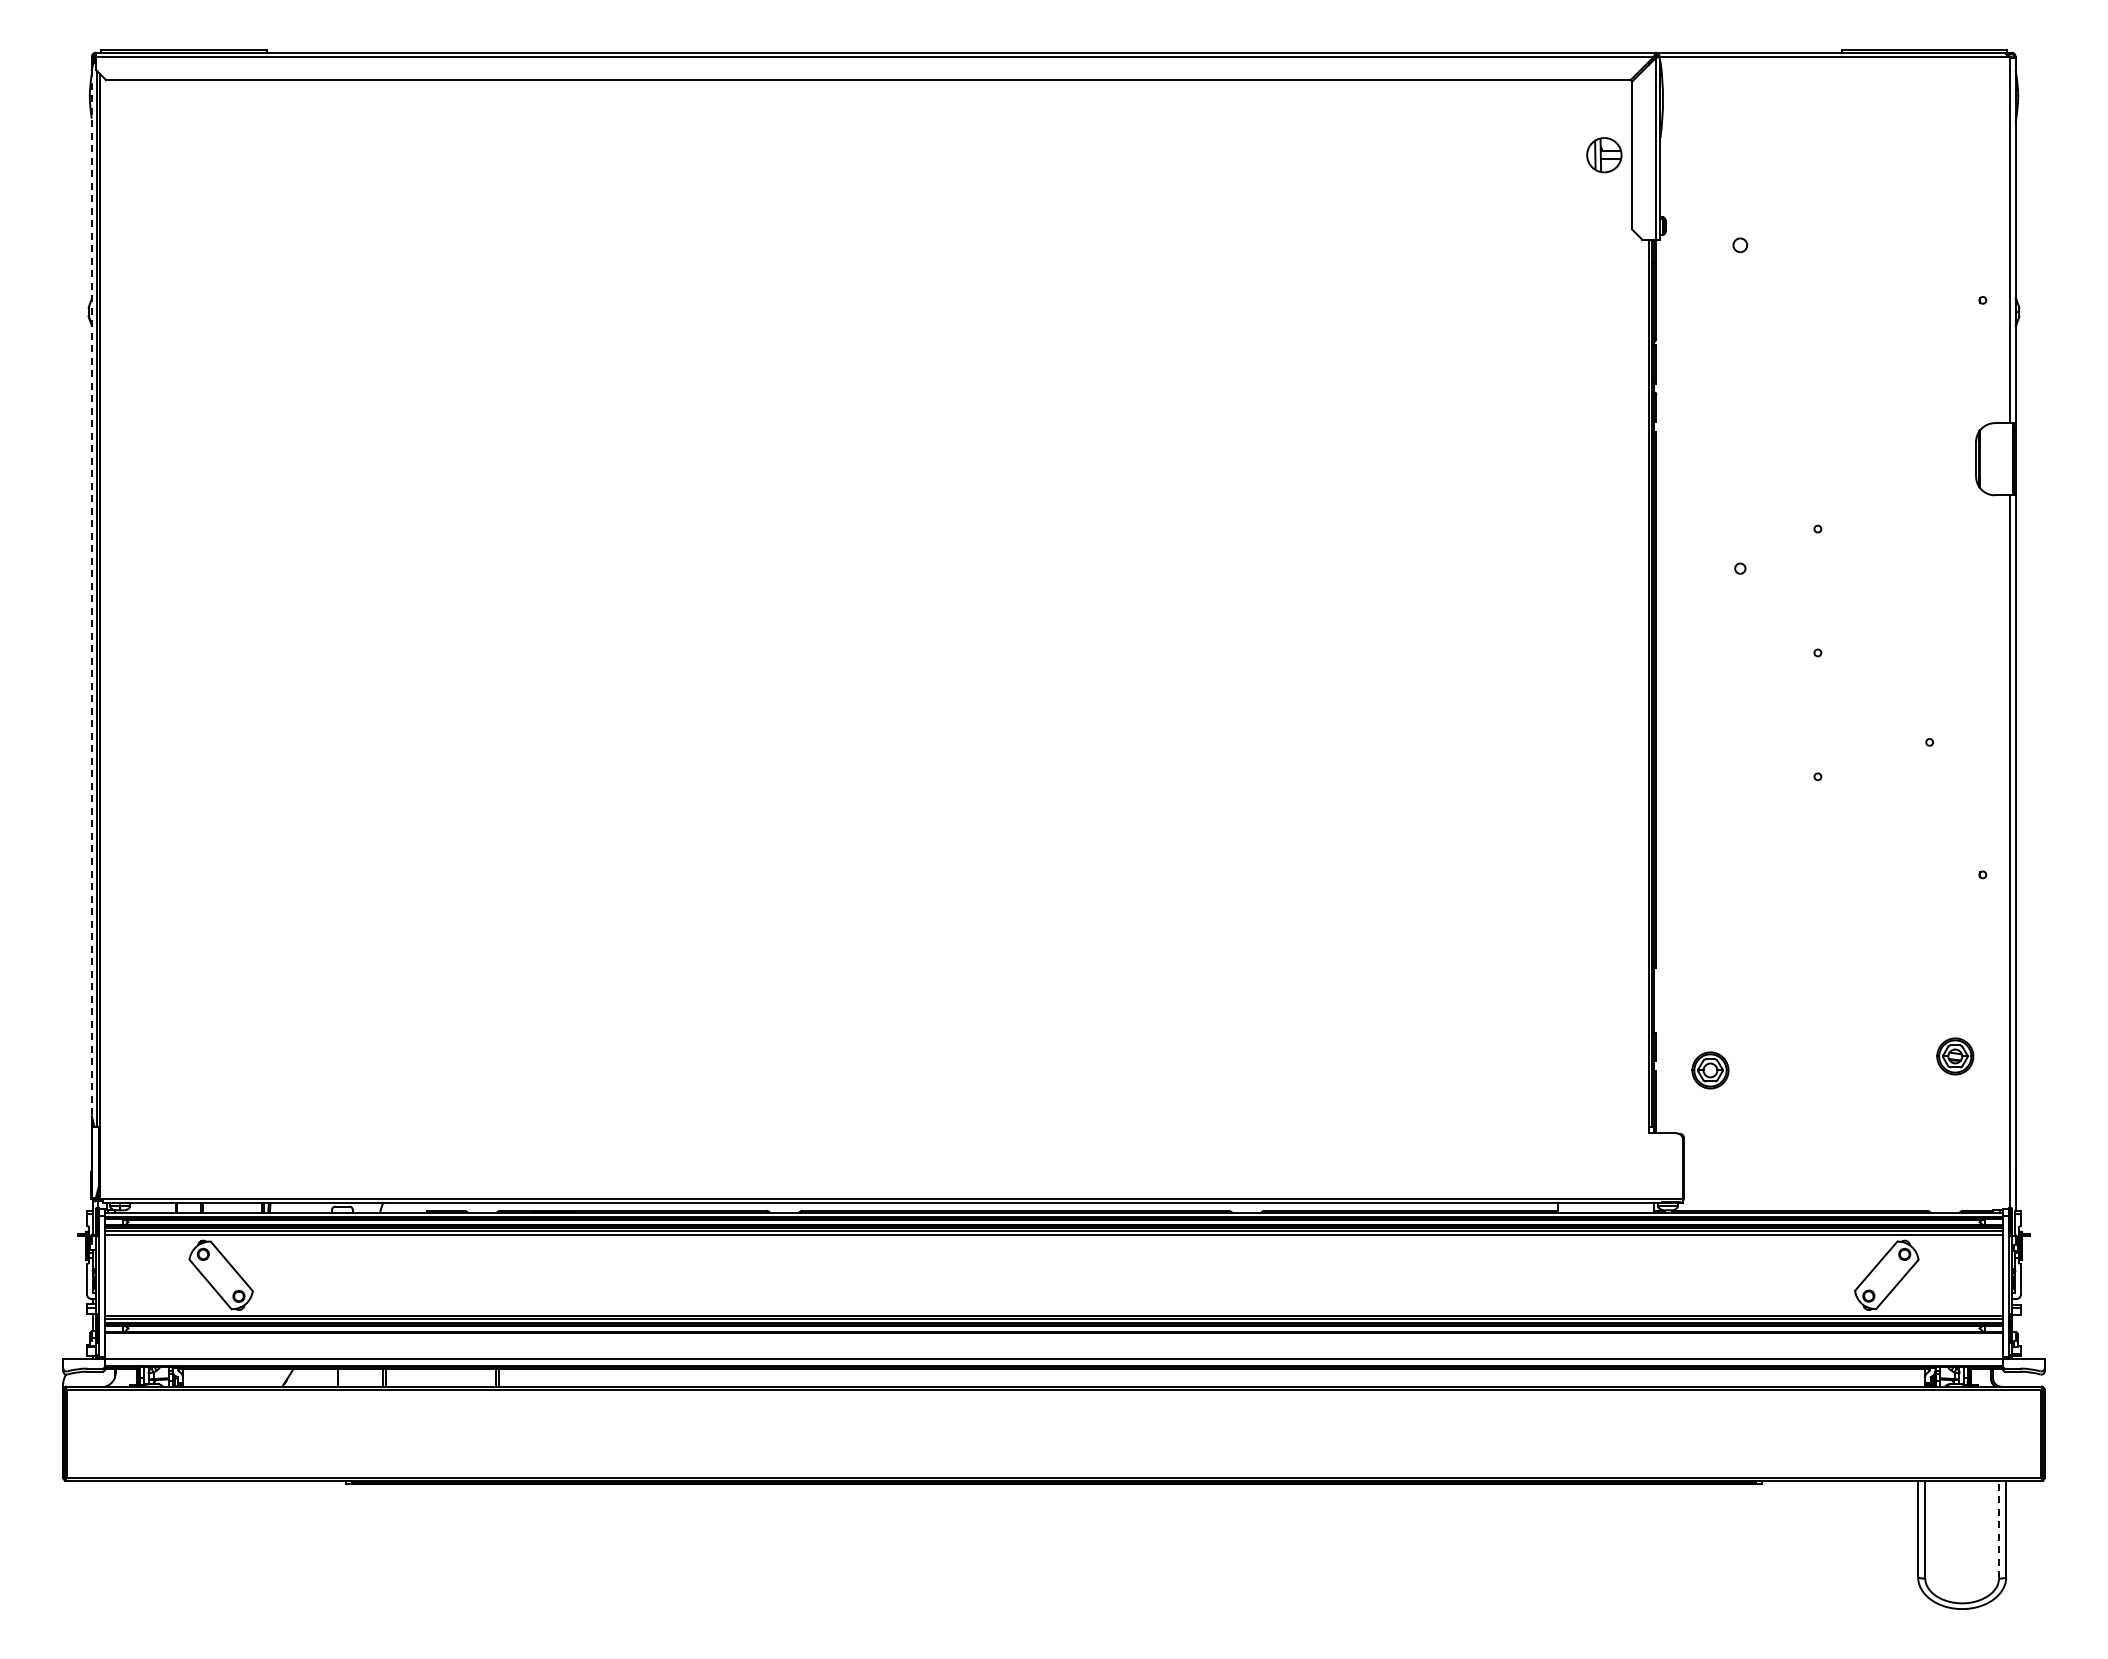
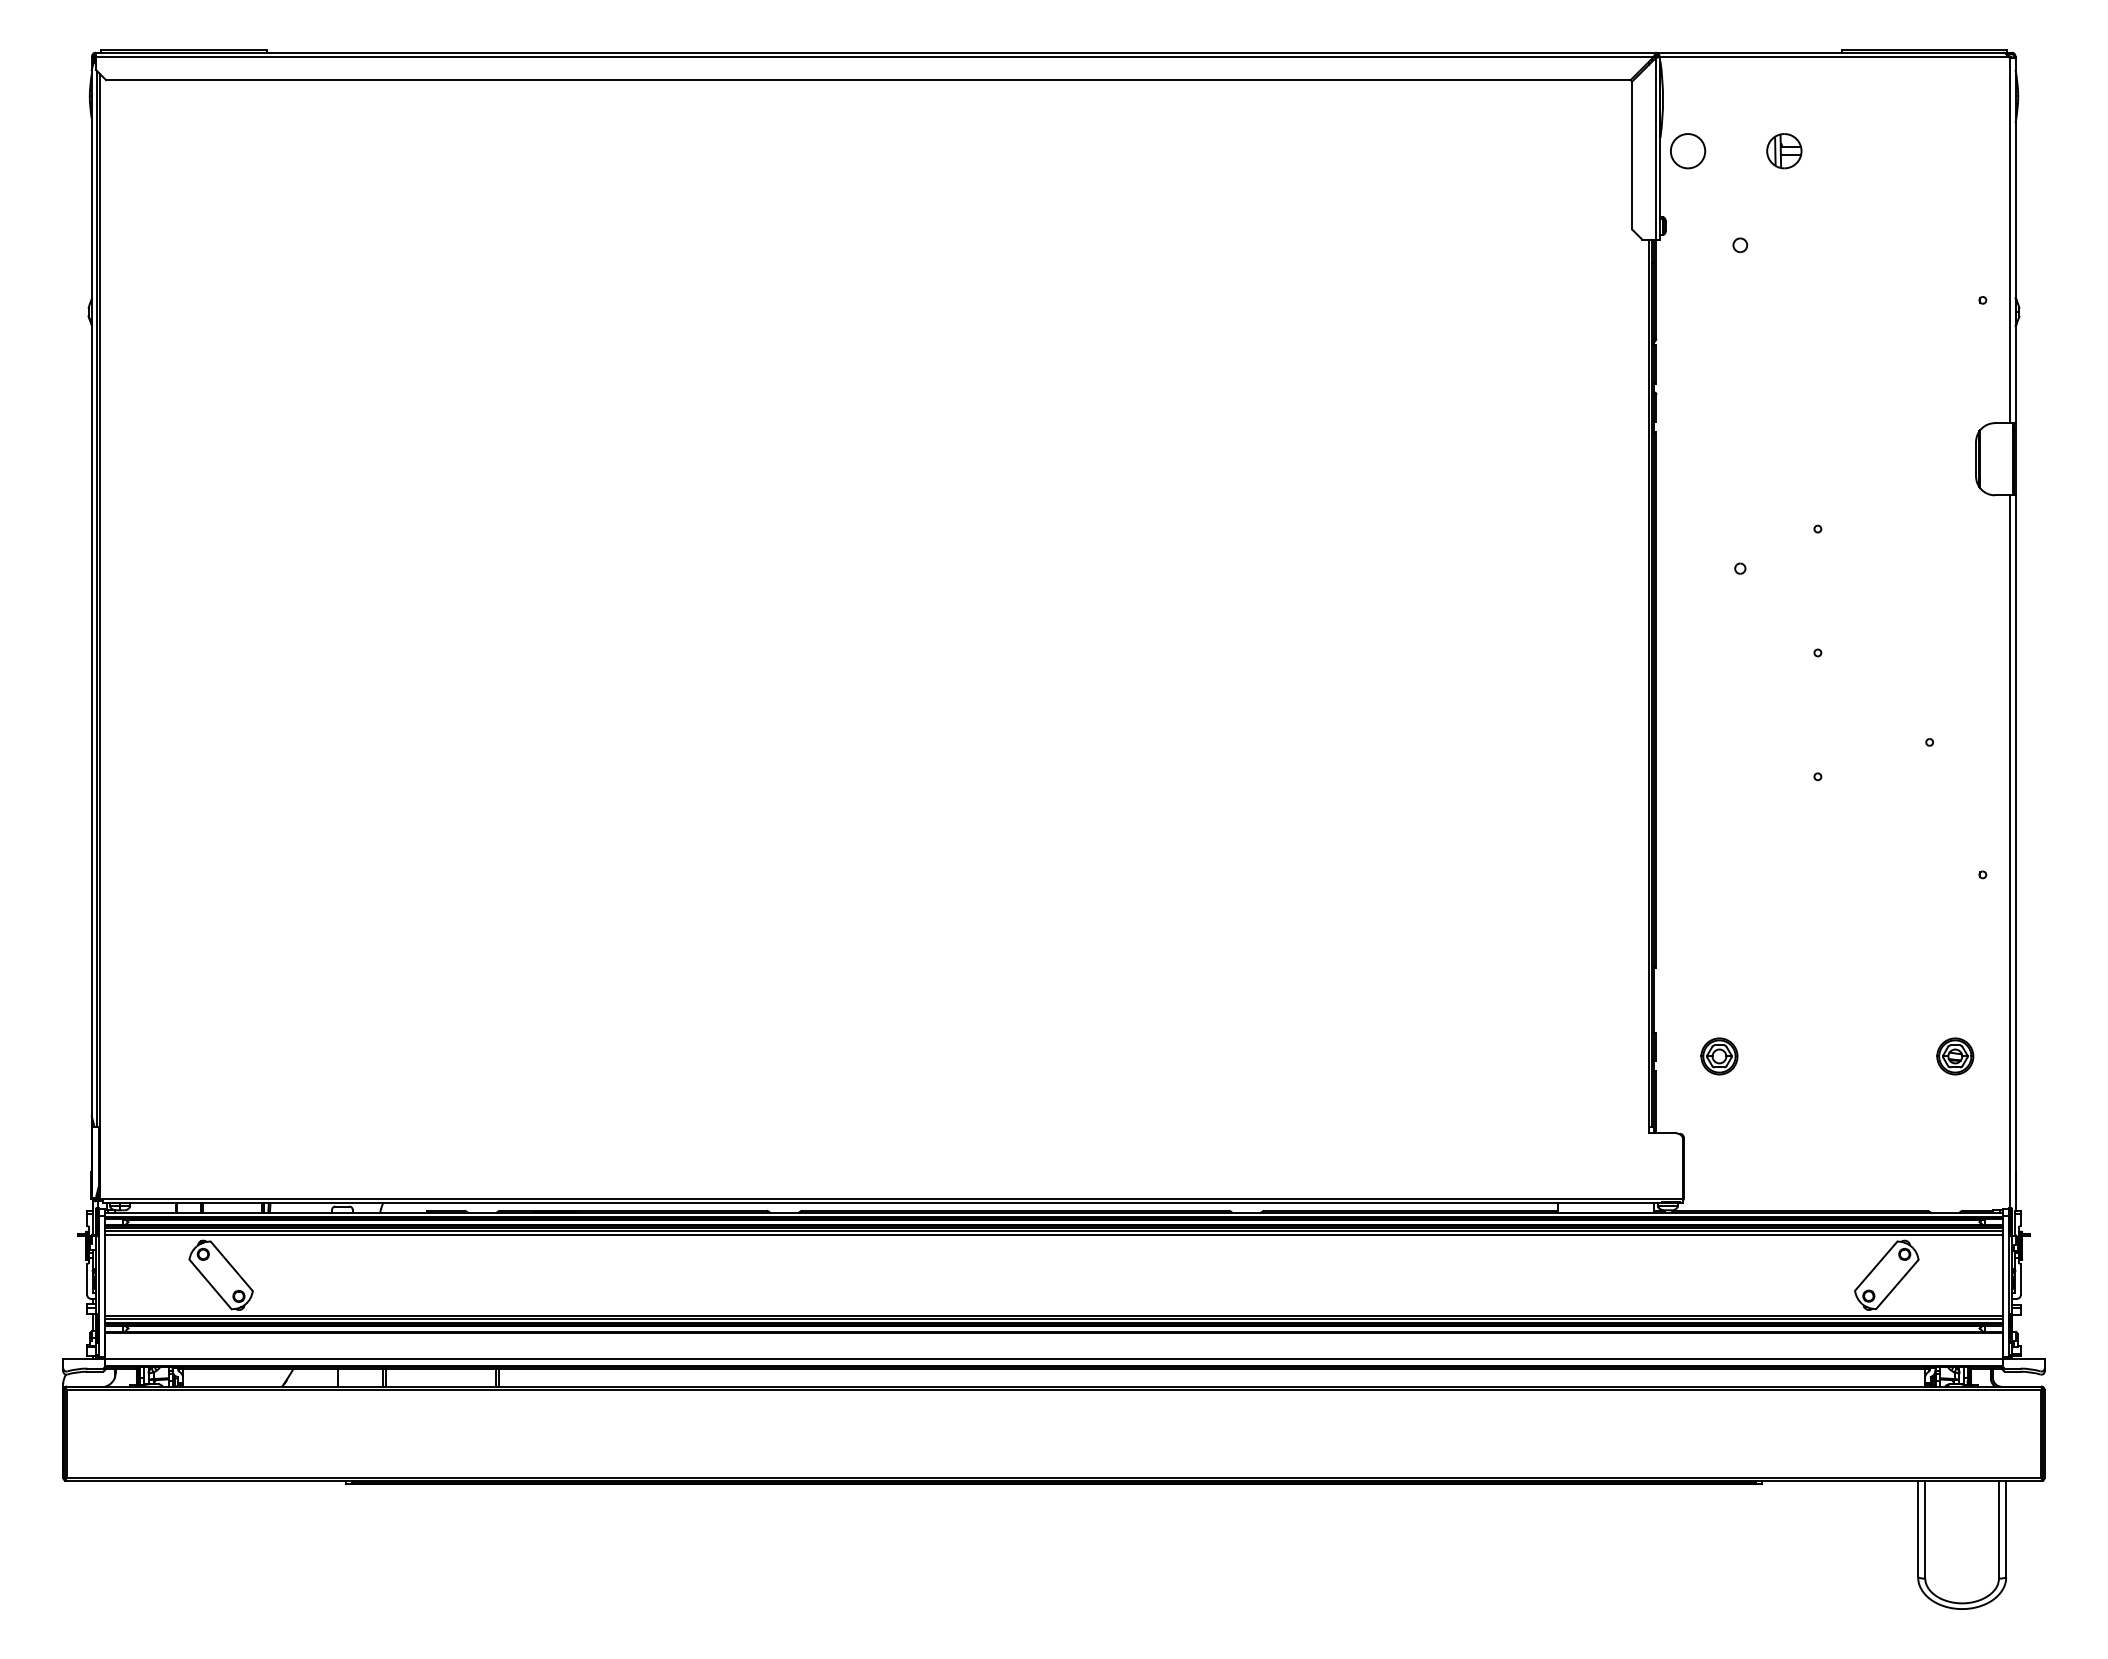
part: none -> present (1688, 151)
part position: (1604, 155) -> (1784, 151) (1784, 151)
line: dashed -> solid (91, 593)
part position: (1710, 1070) -> (1719, 1056) (1719, 1056)
line: dashed -> solid (1999, 1529)
